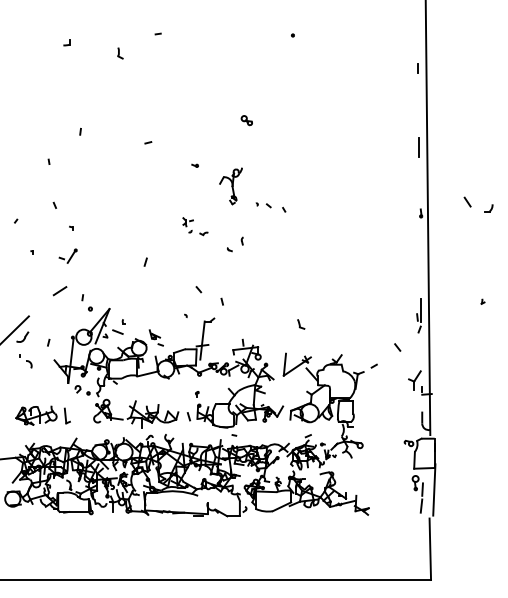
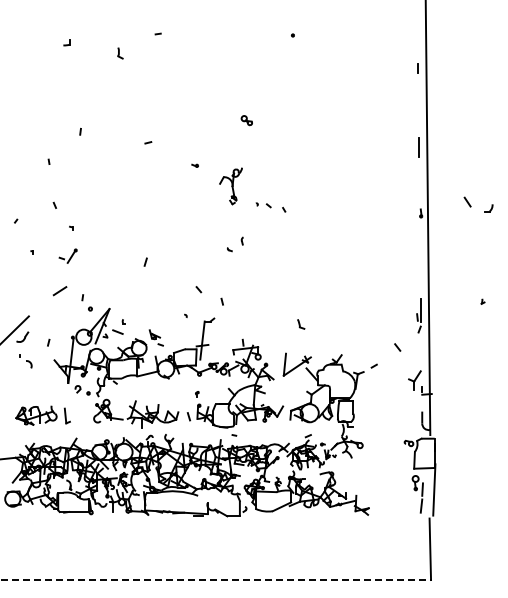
part: present -> none (195, 226)
line: solid -> dashed (216, 580)
